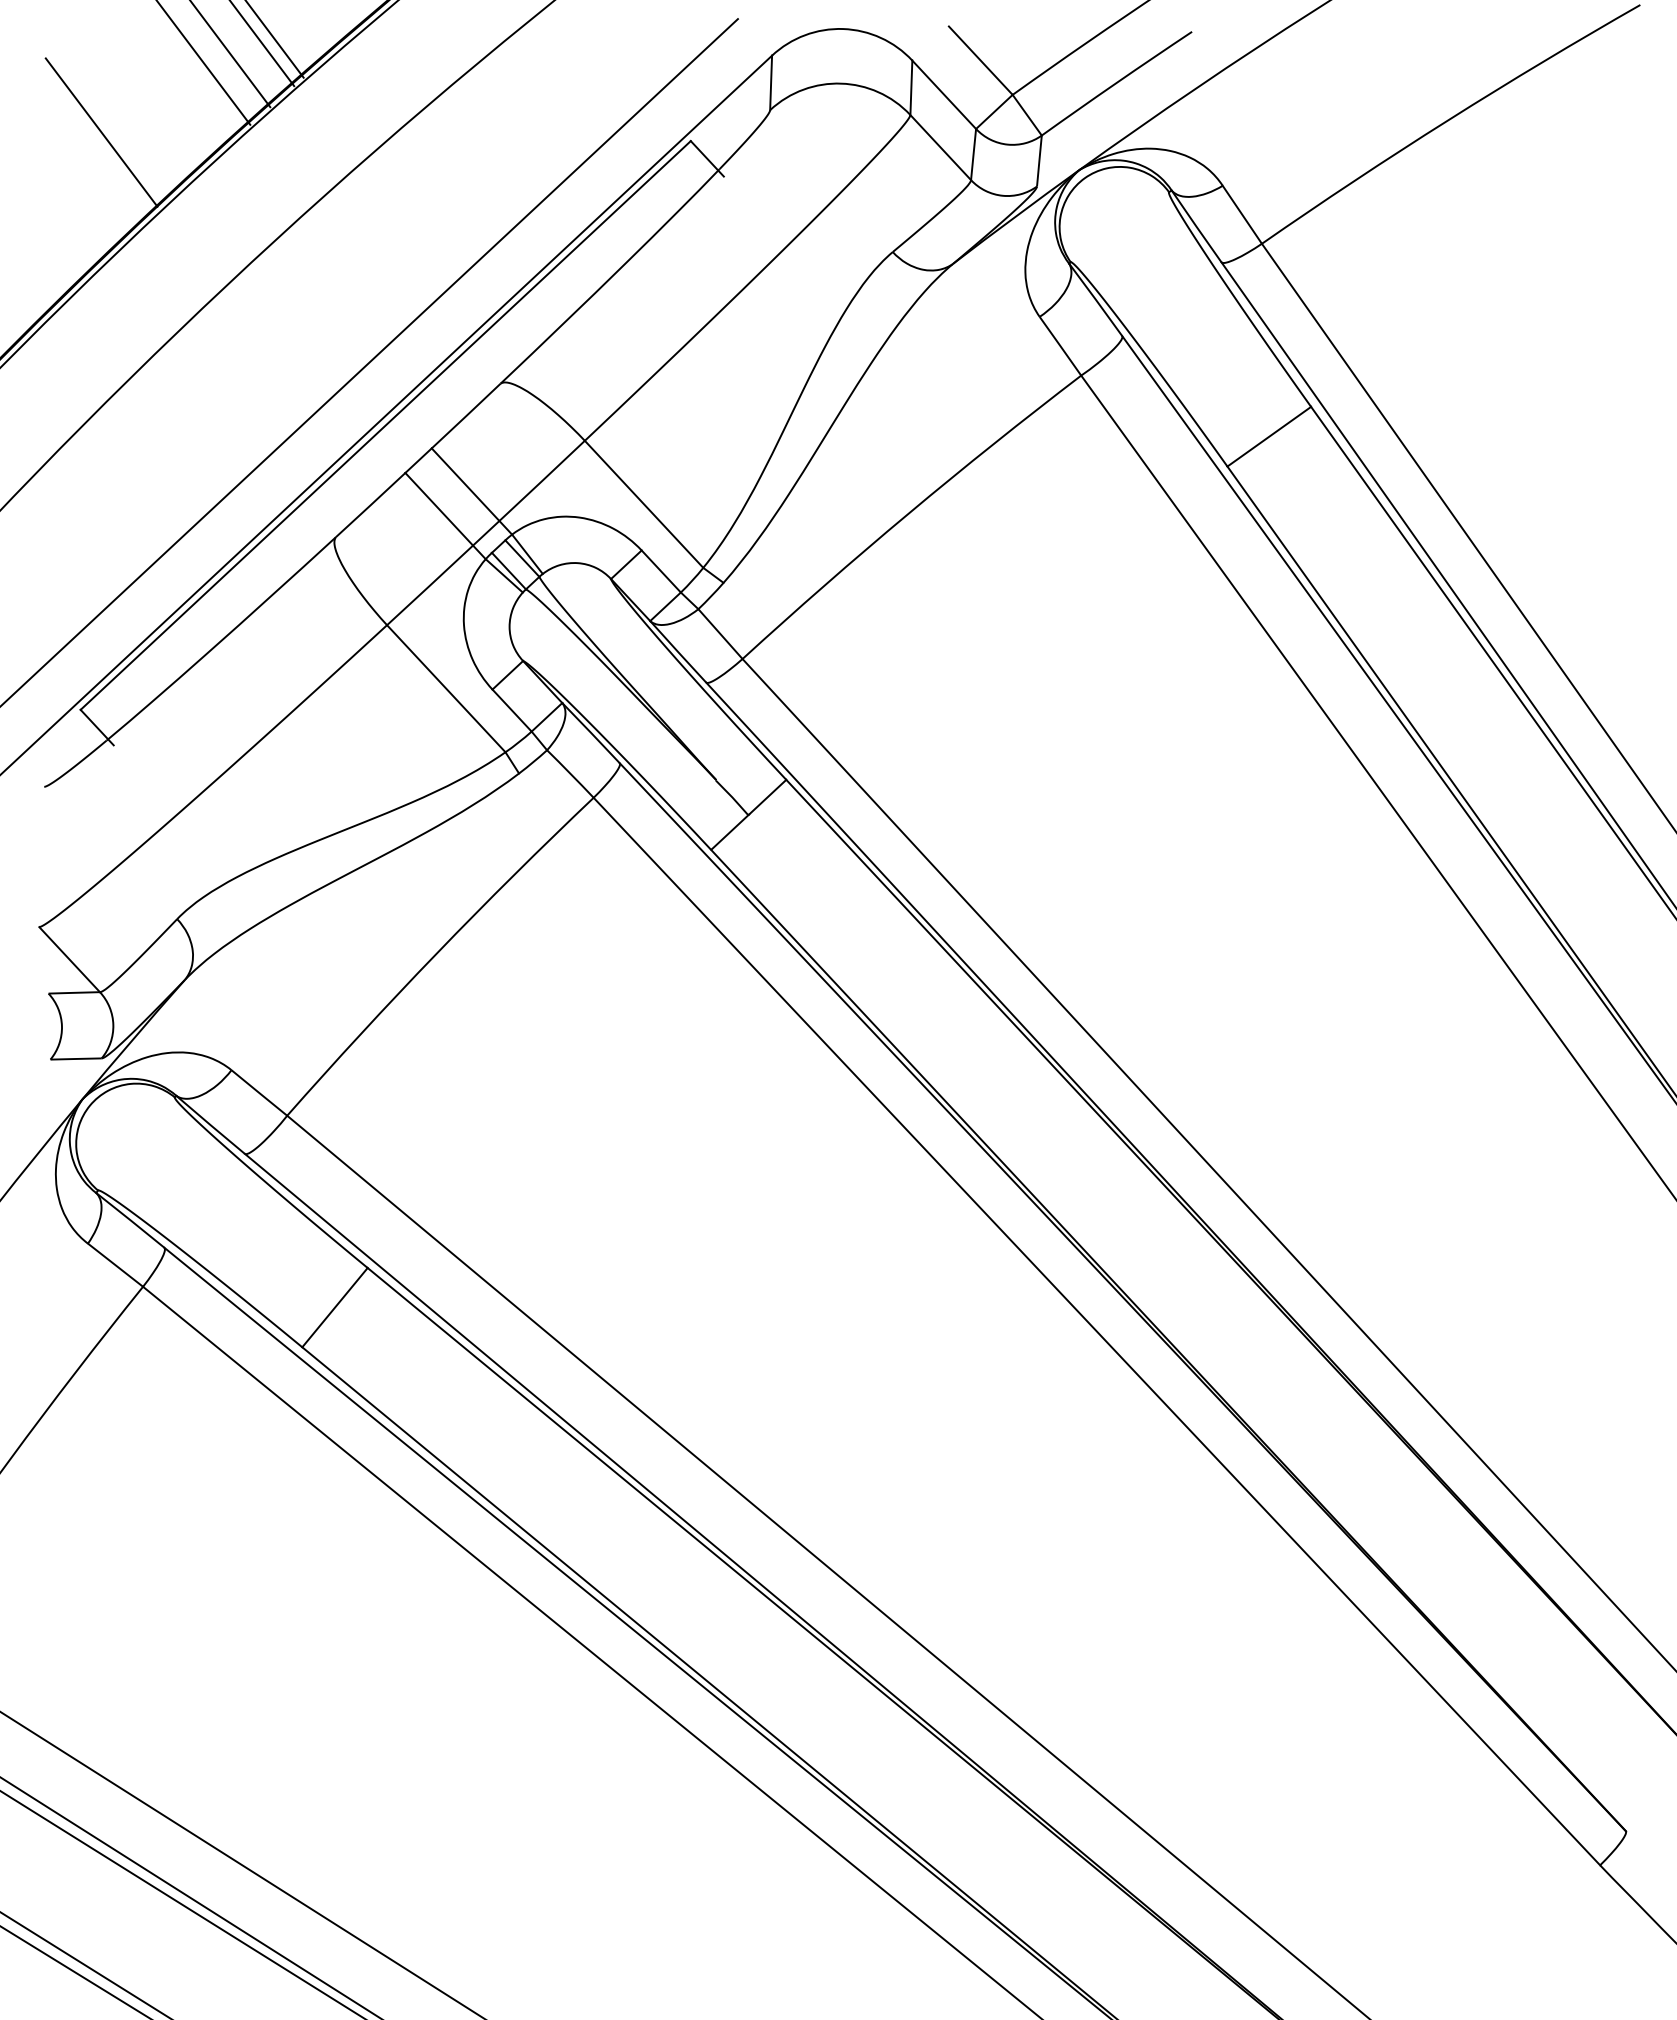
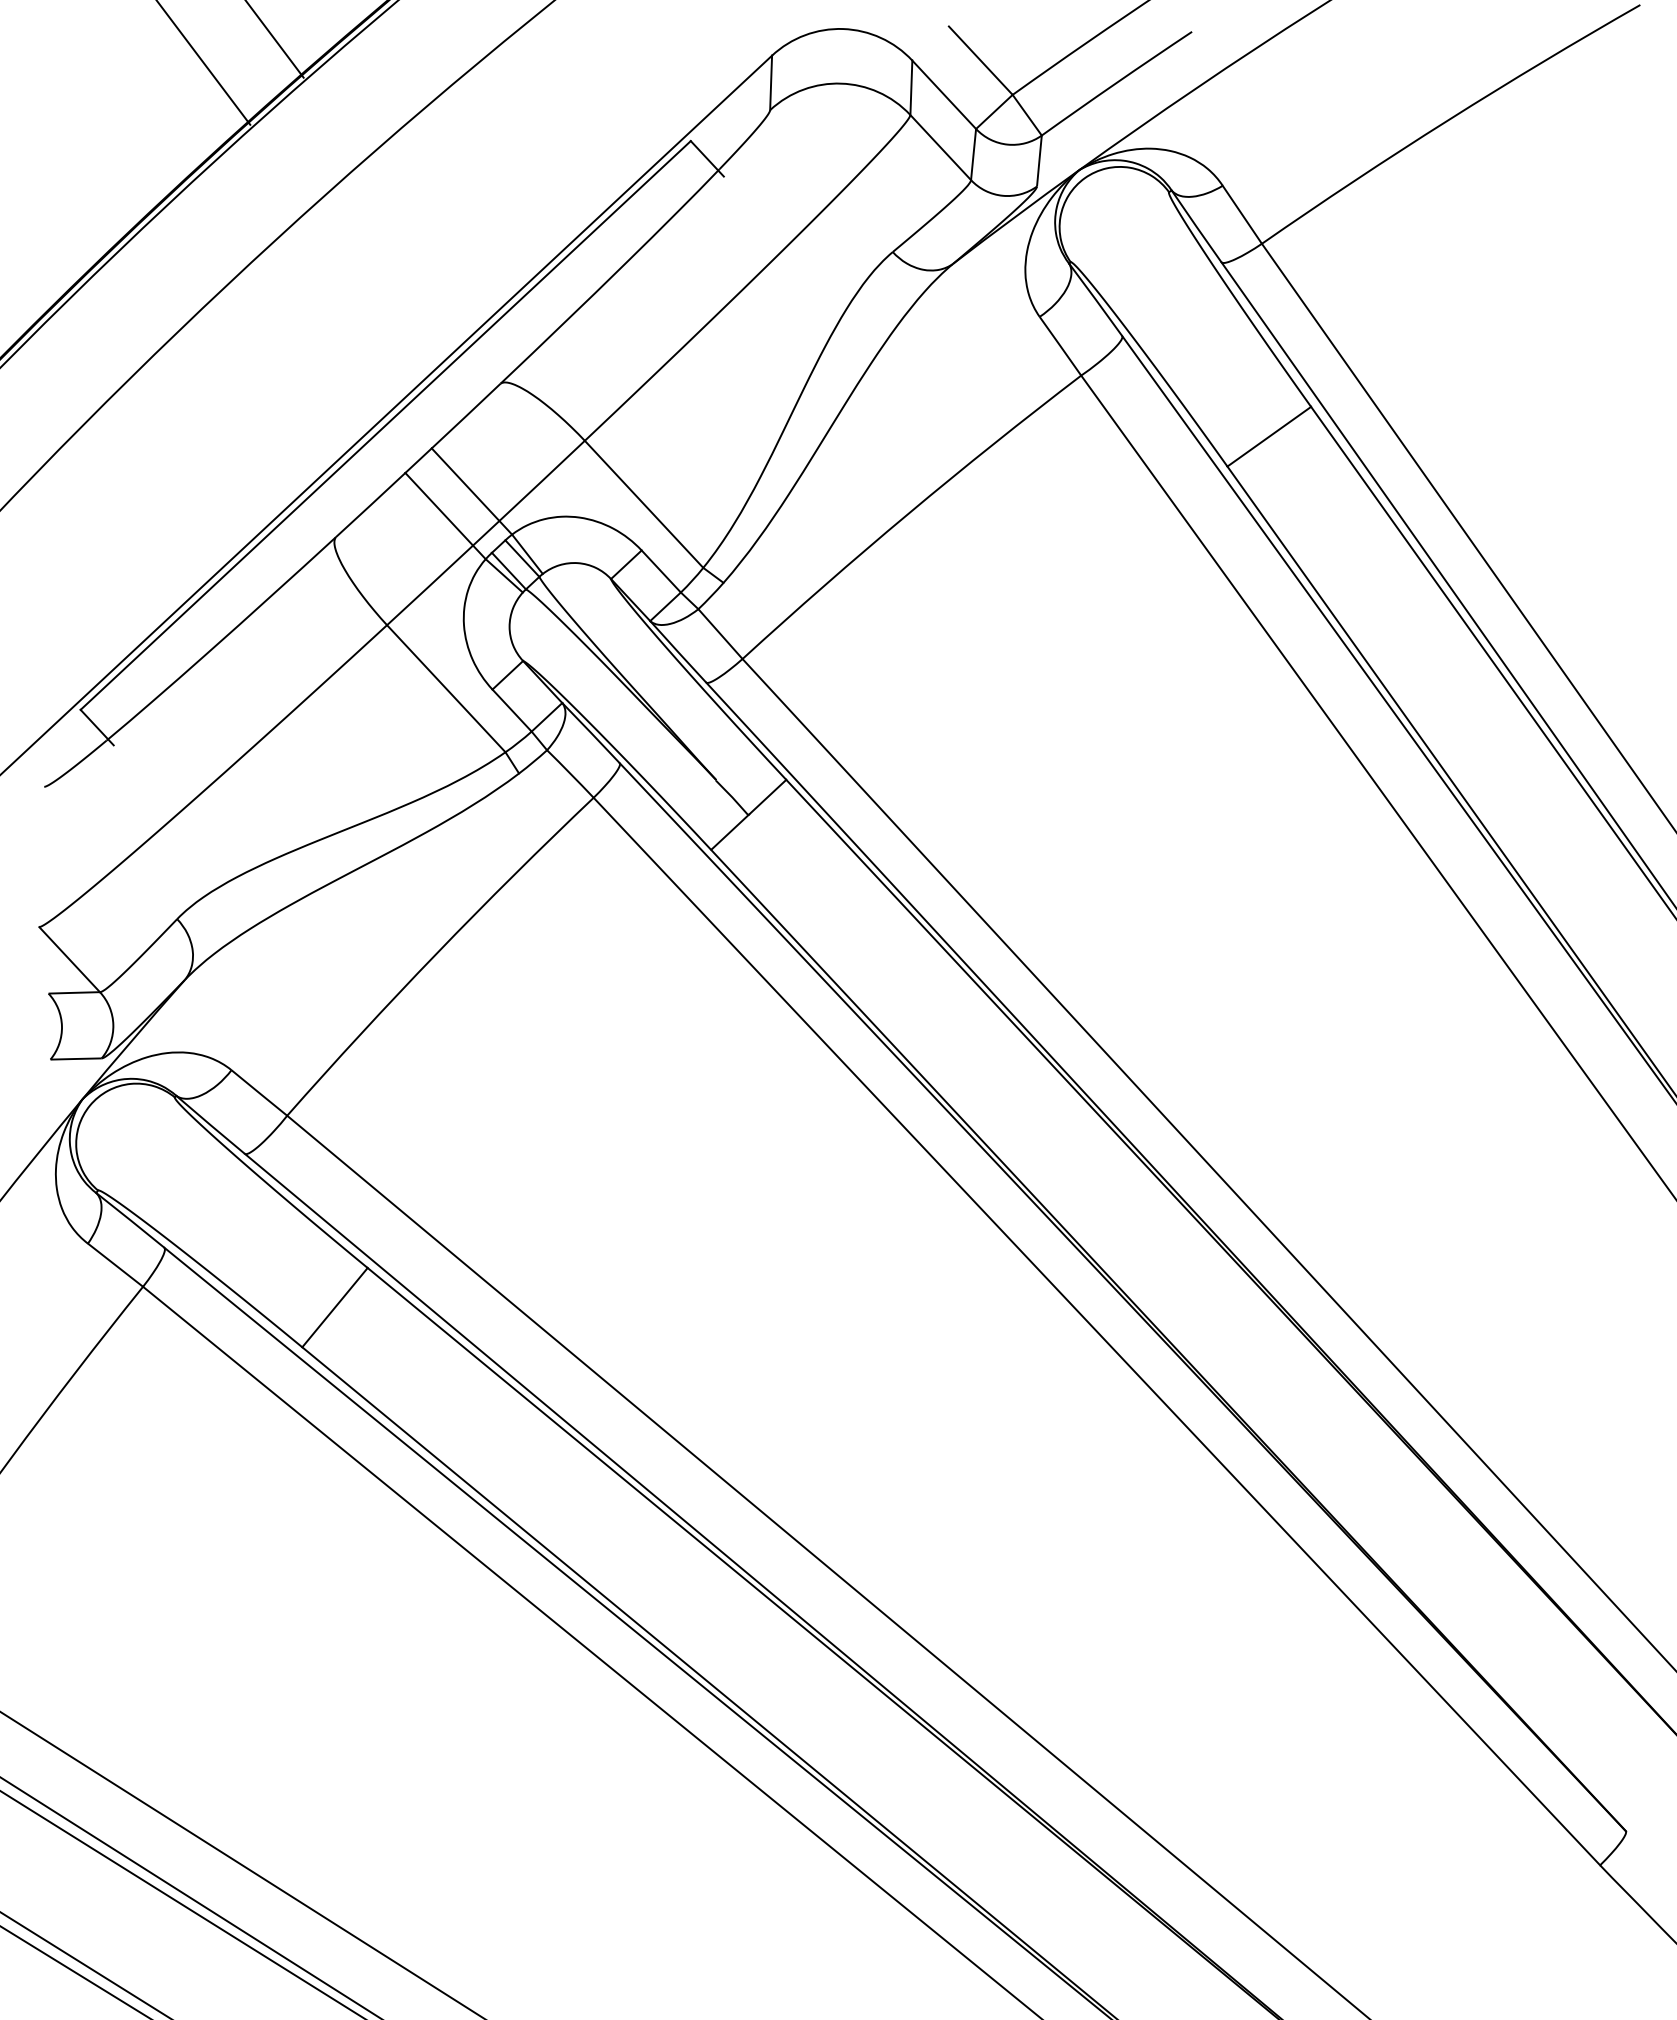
line: present -> none (262, 44)
line: present -> none (230, 54)
line: present -> none (101, 132)
line: present -> none (369, 361)
